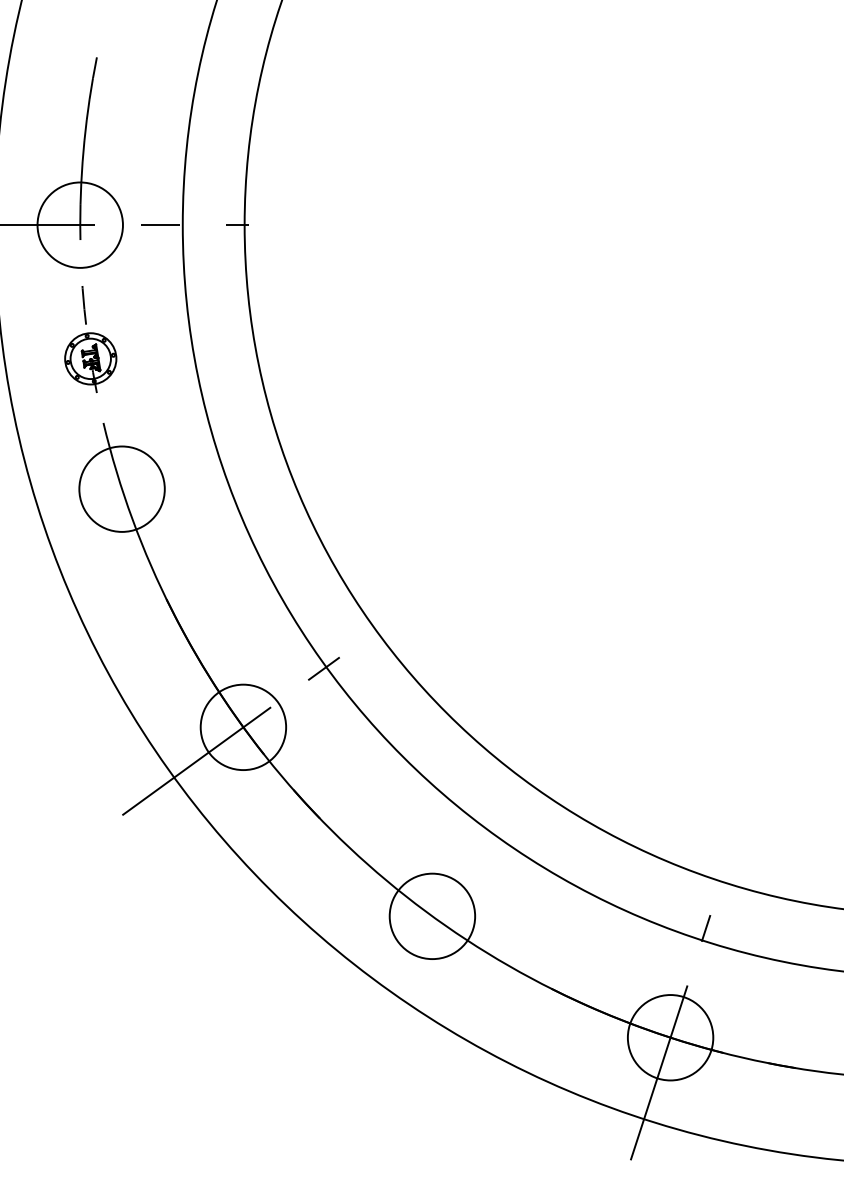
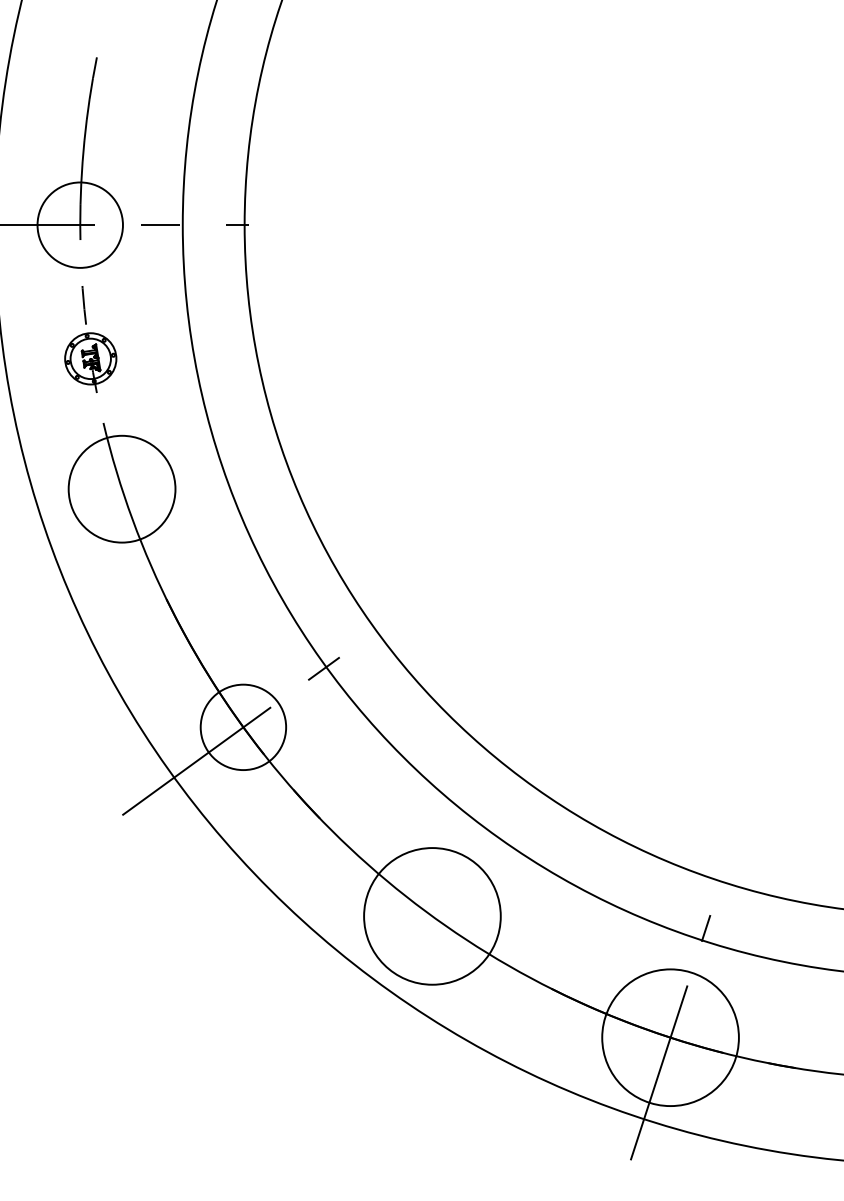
circle diameter: 85 px -> 107 px (121, 488)
circle diameter: 85 px -> 137 px (432, 916)
circle diameter: 85 px -> 137 px (670, 1037)
